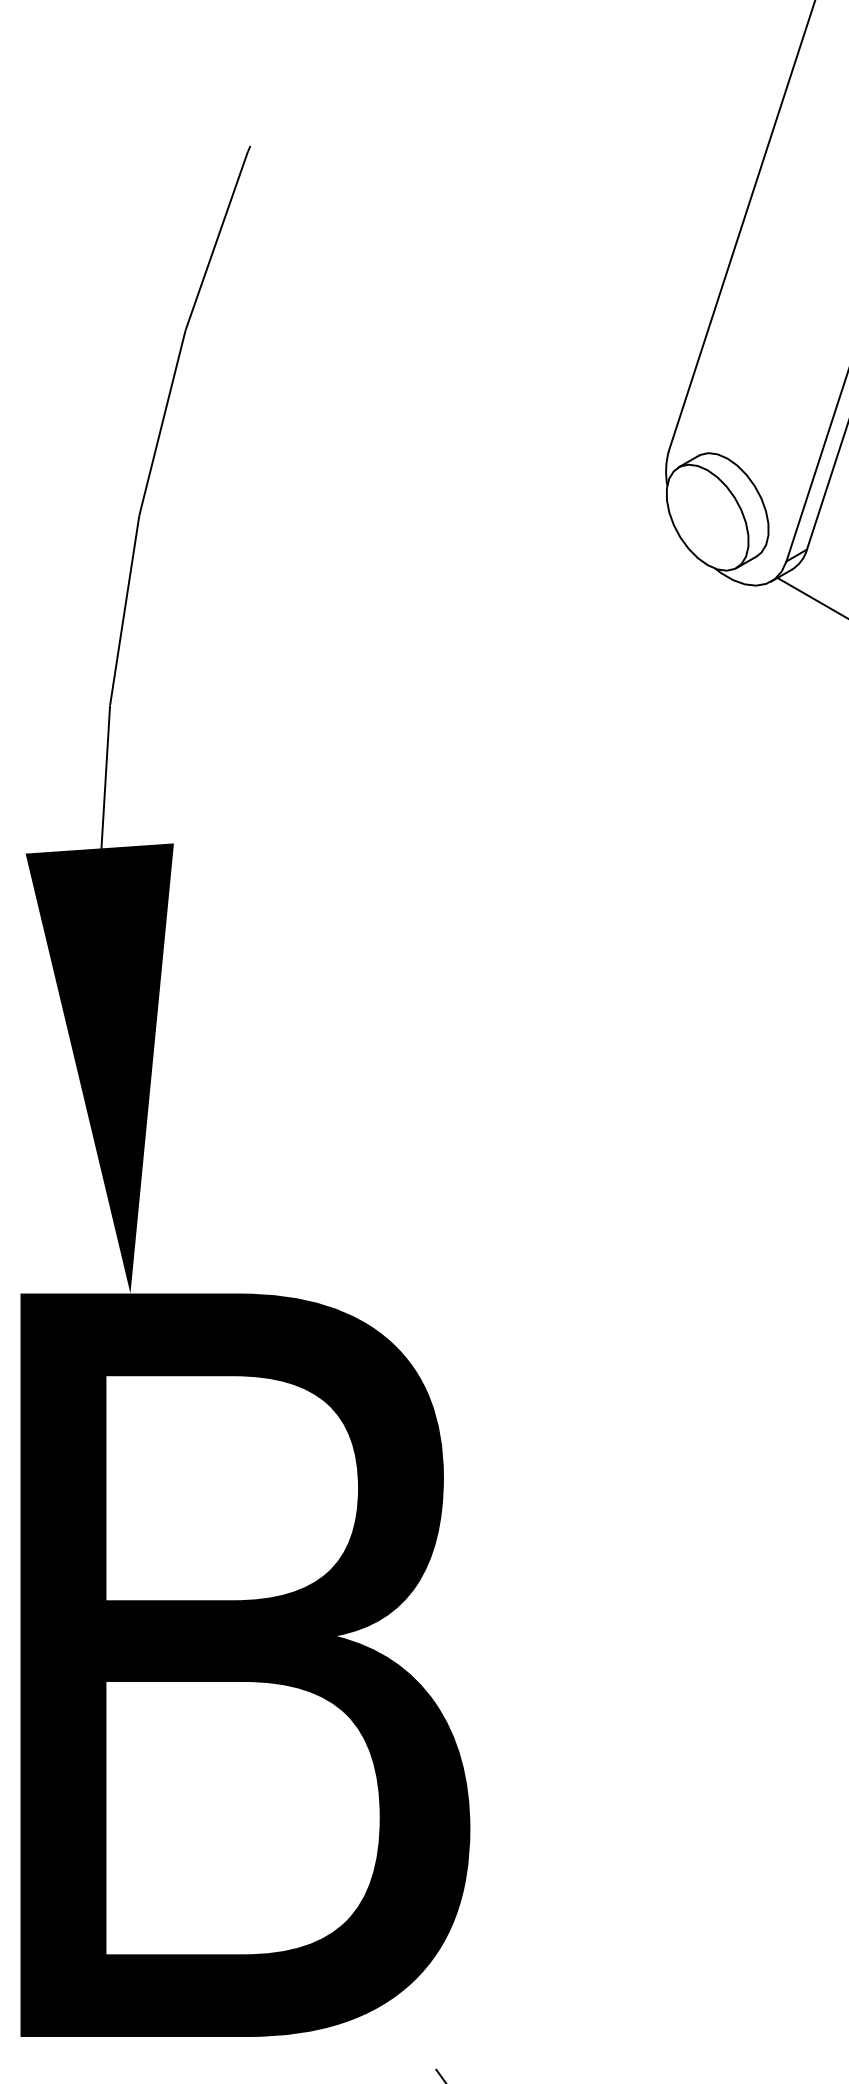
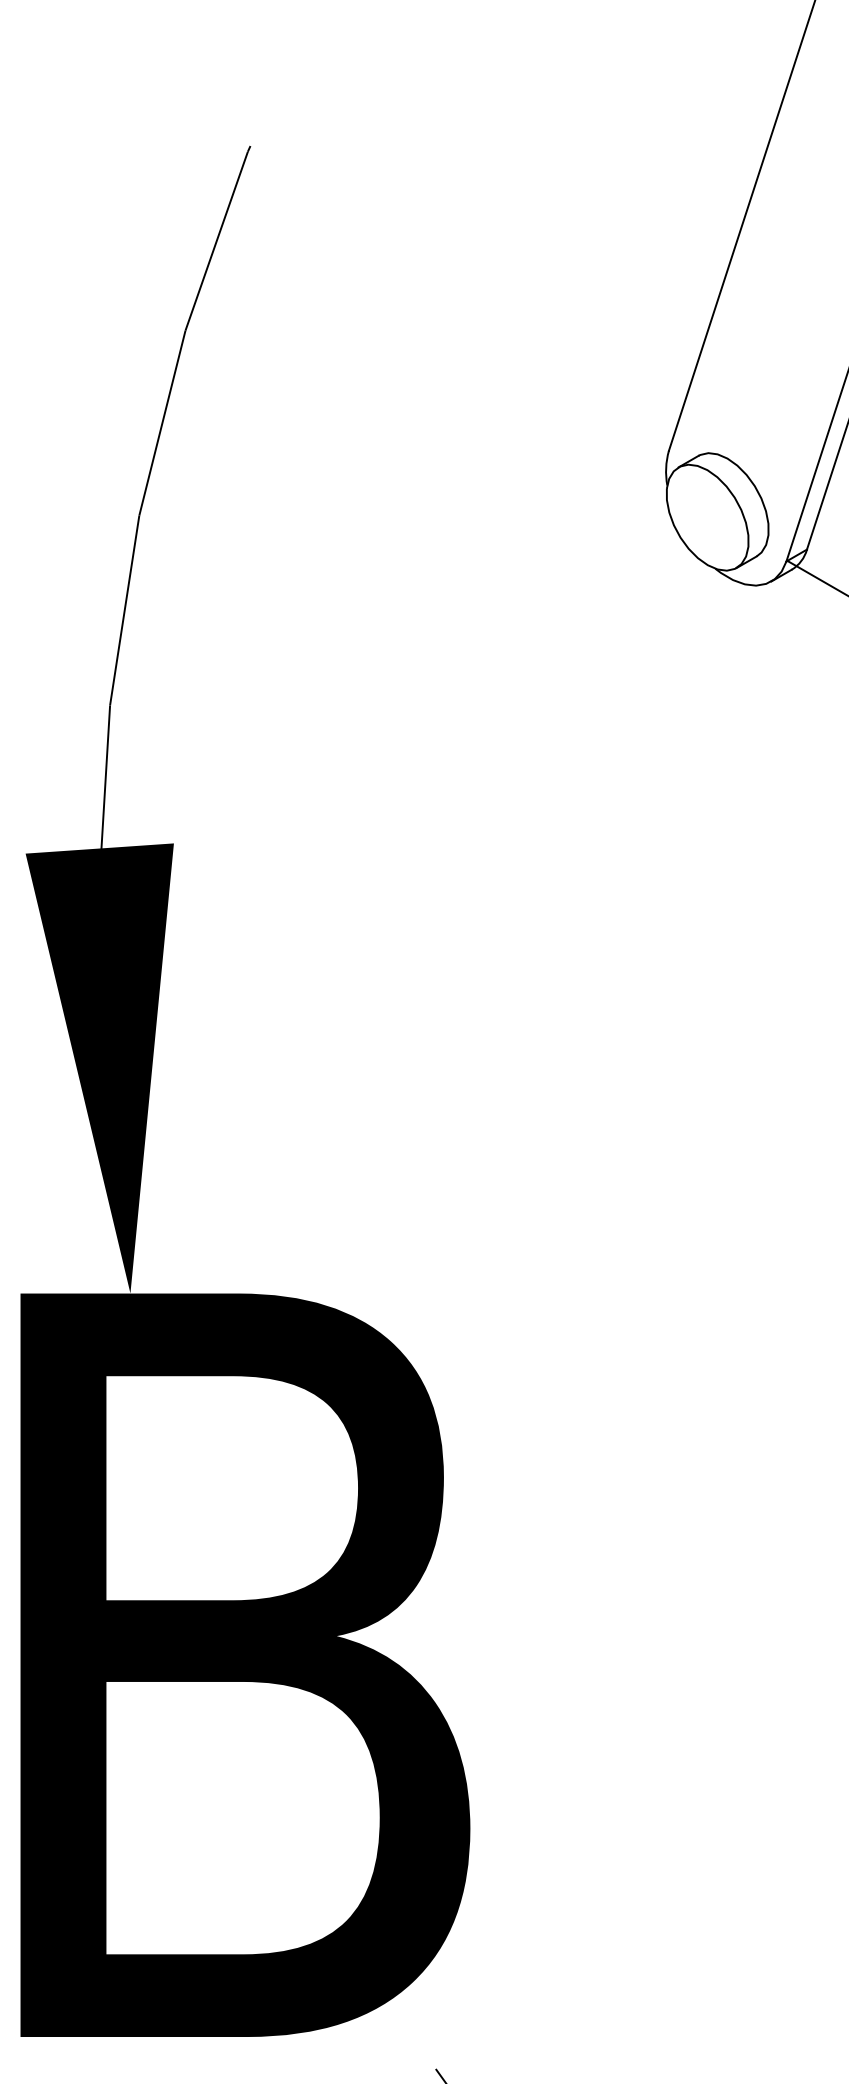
line position: (811, 597) -> (816, 577) (816, 577)
